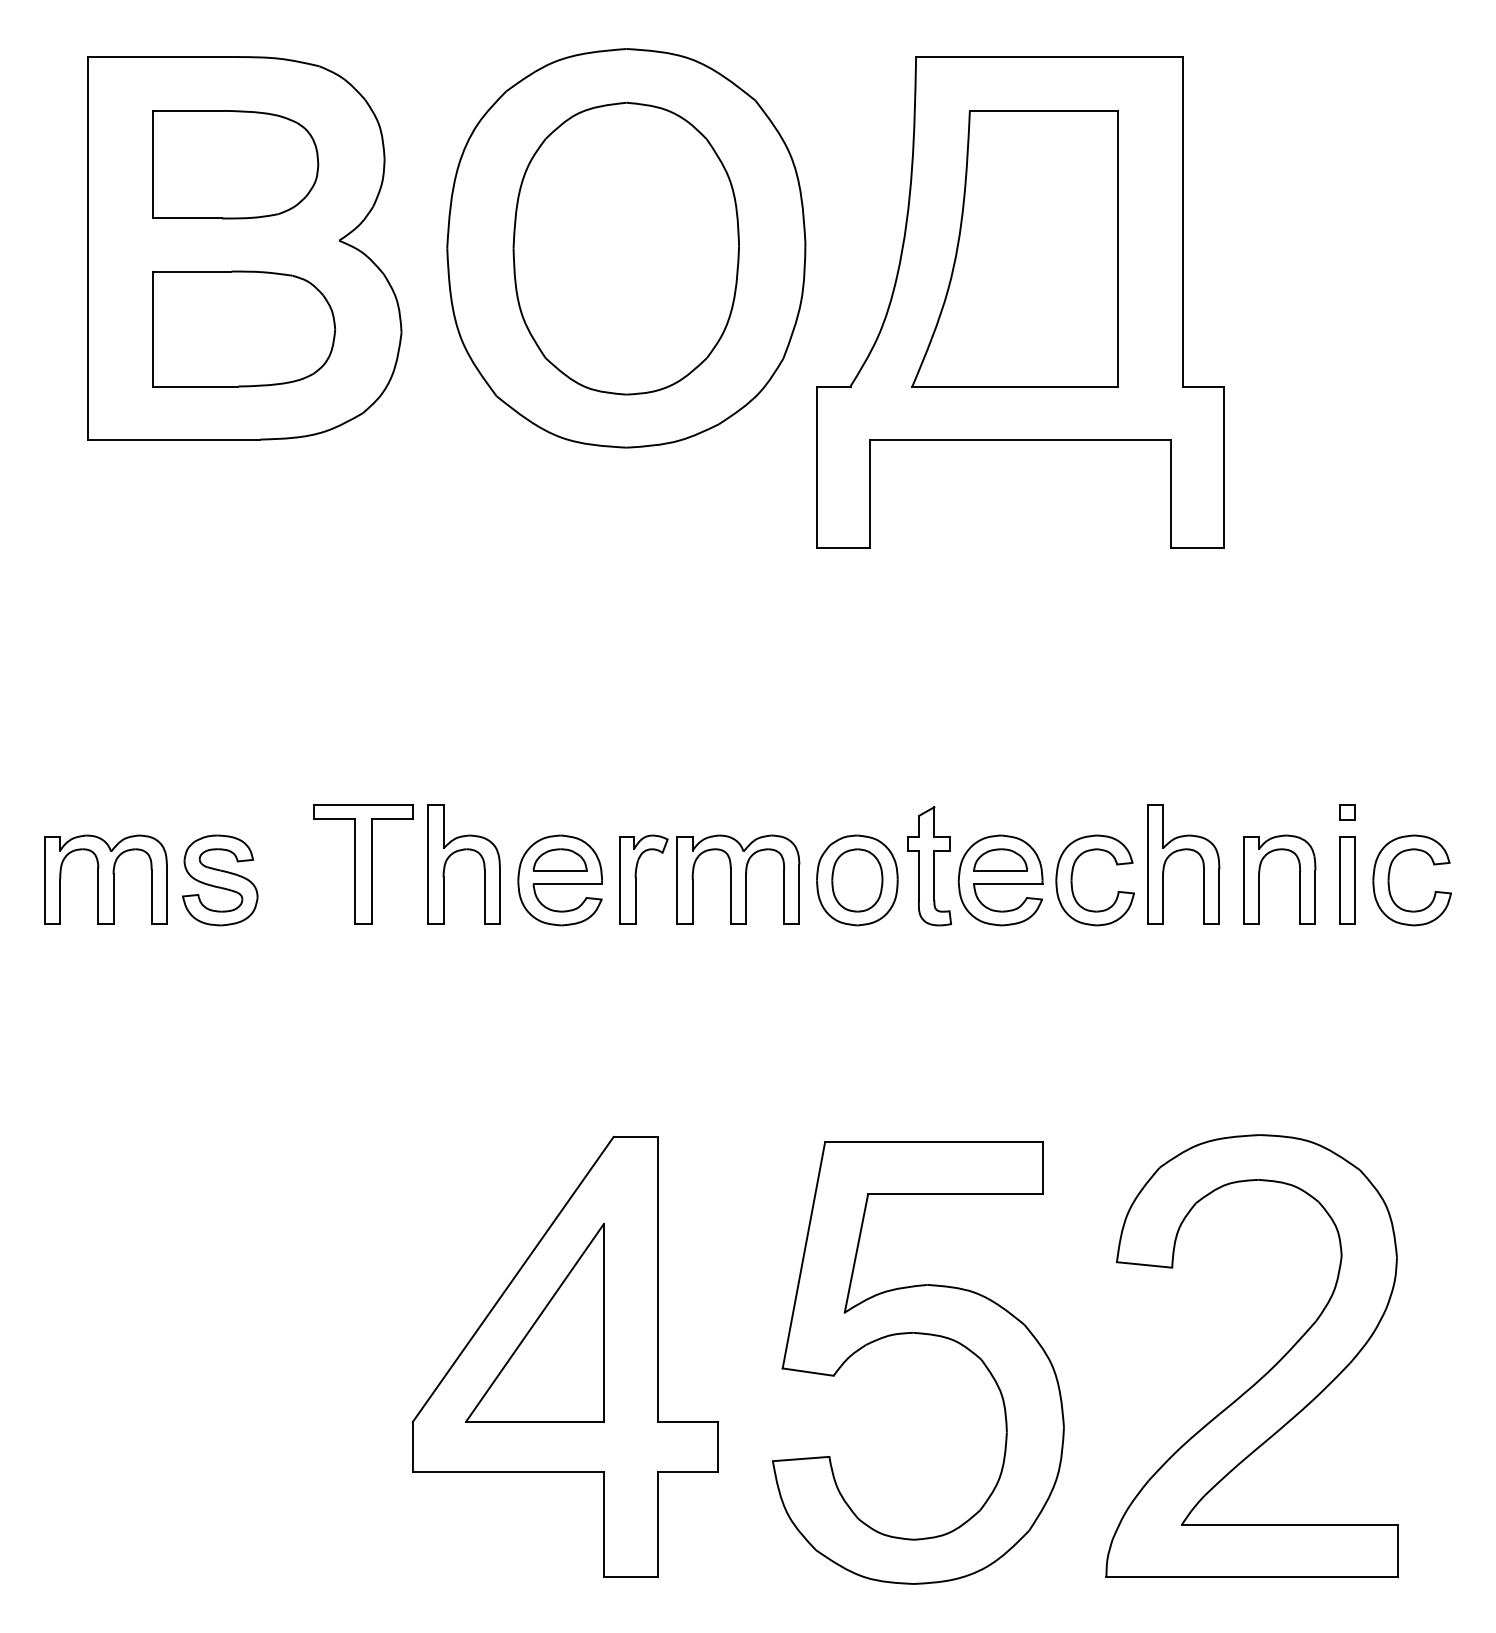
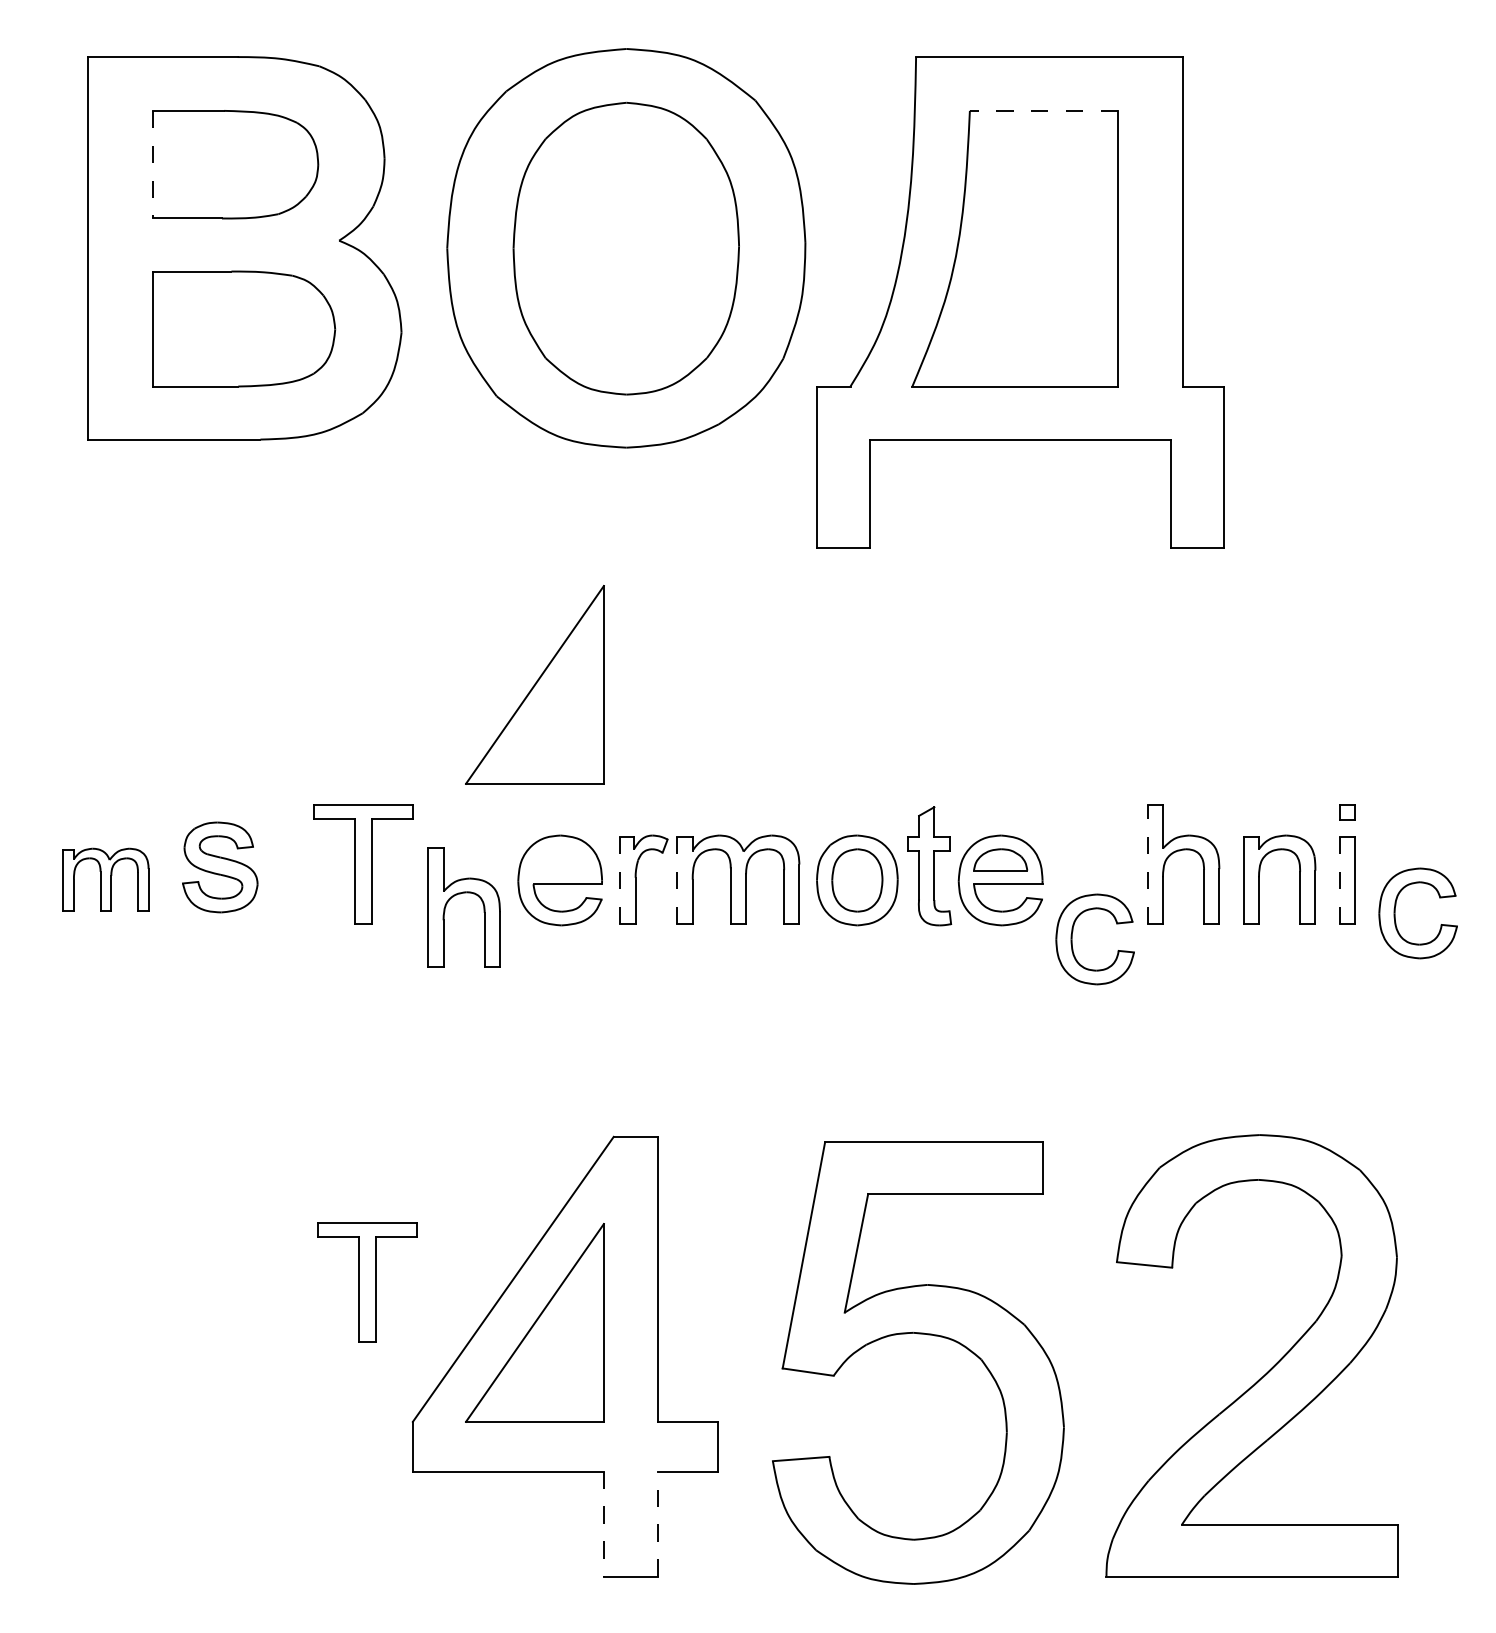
line: solid -> dashed (1043, 110)
line: solid -> dashed (153, 164)
part: none -> present (534, 684)
part position: (460, 851) -> (460, 894) (460, 894)
part: present -> none (559, 859)
line: solid -> dashed (1147, 863)
part size: 124x91 px -> 88x65 px (105, 879)
line: solid -> dashed (620, 879)
line: solid -> dashed (677, 879)
line: solid -> dashed (1339, 879)
part position: (220, 880) -> (220, 867) (220, 867)
part position: (1072, 880) -> (1072, 939) (1072, 939)
part position: (1389, 880) -> (1395, 913) (1395, 913)
part: none -> present (367, 1282)
line: solid -> dashed (603, 1524)
line: solid -> dashed (657, 1524)
